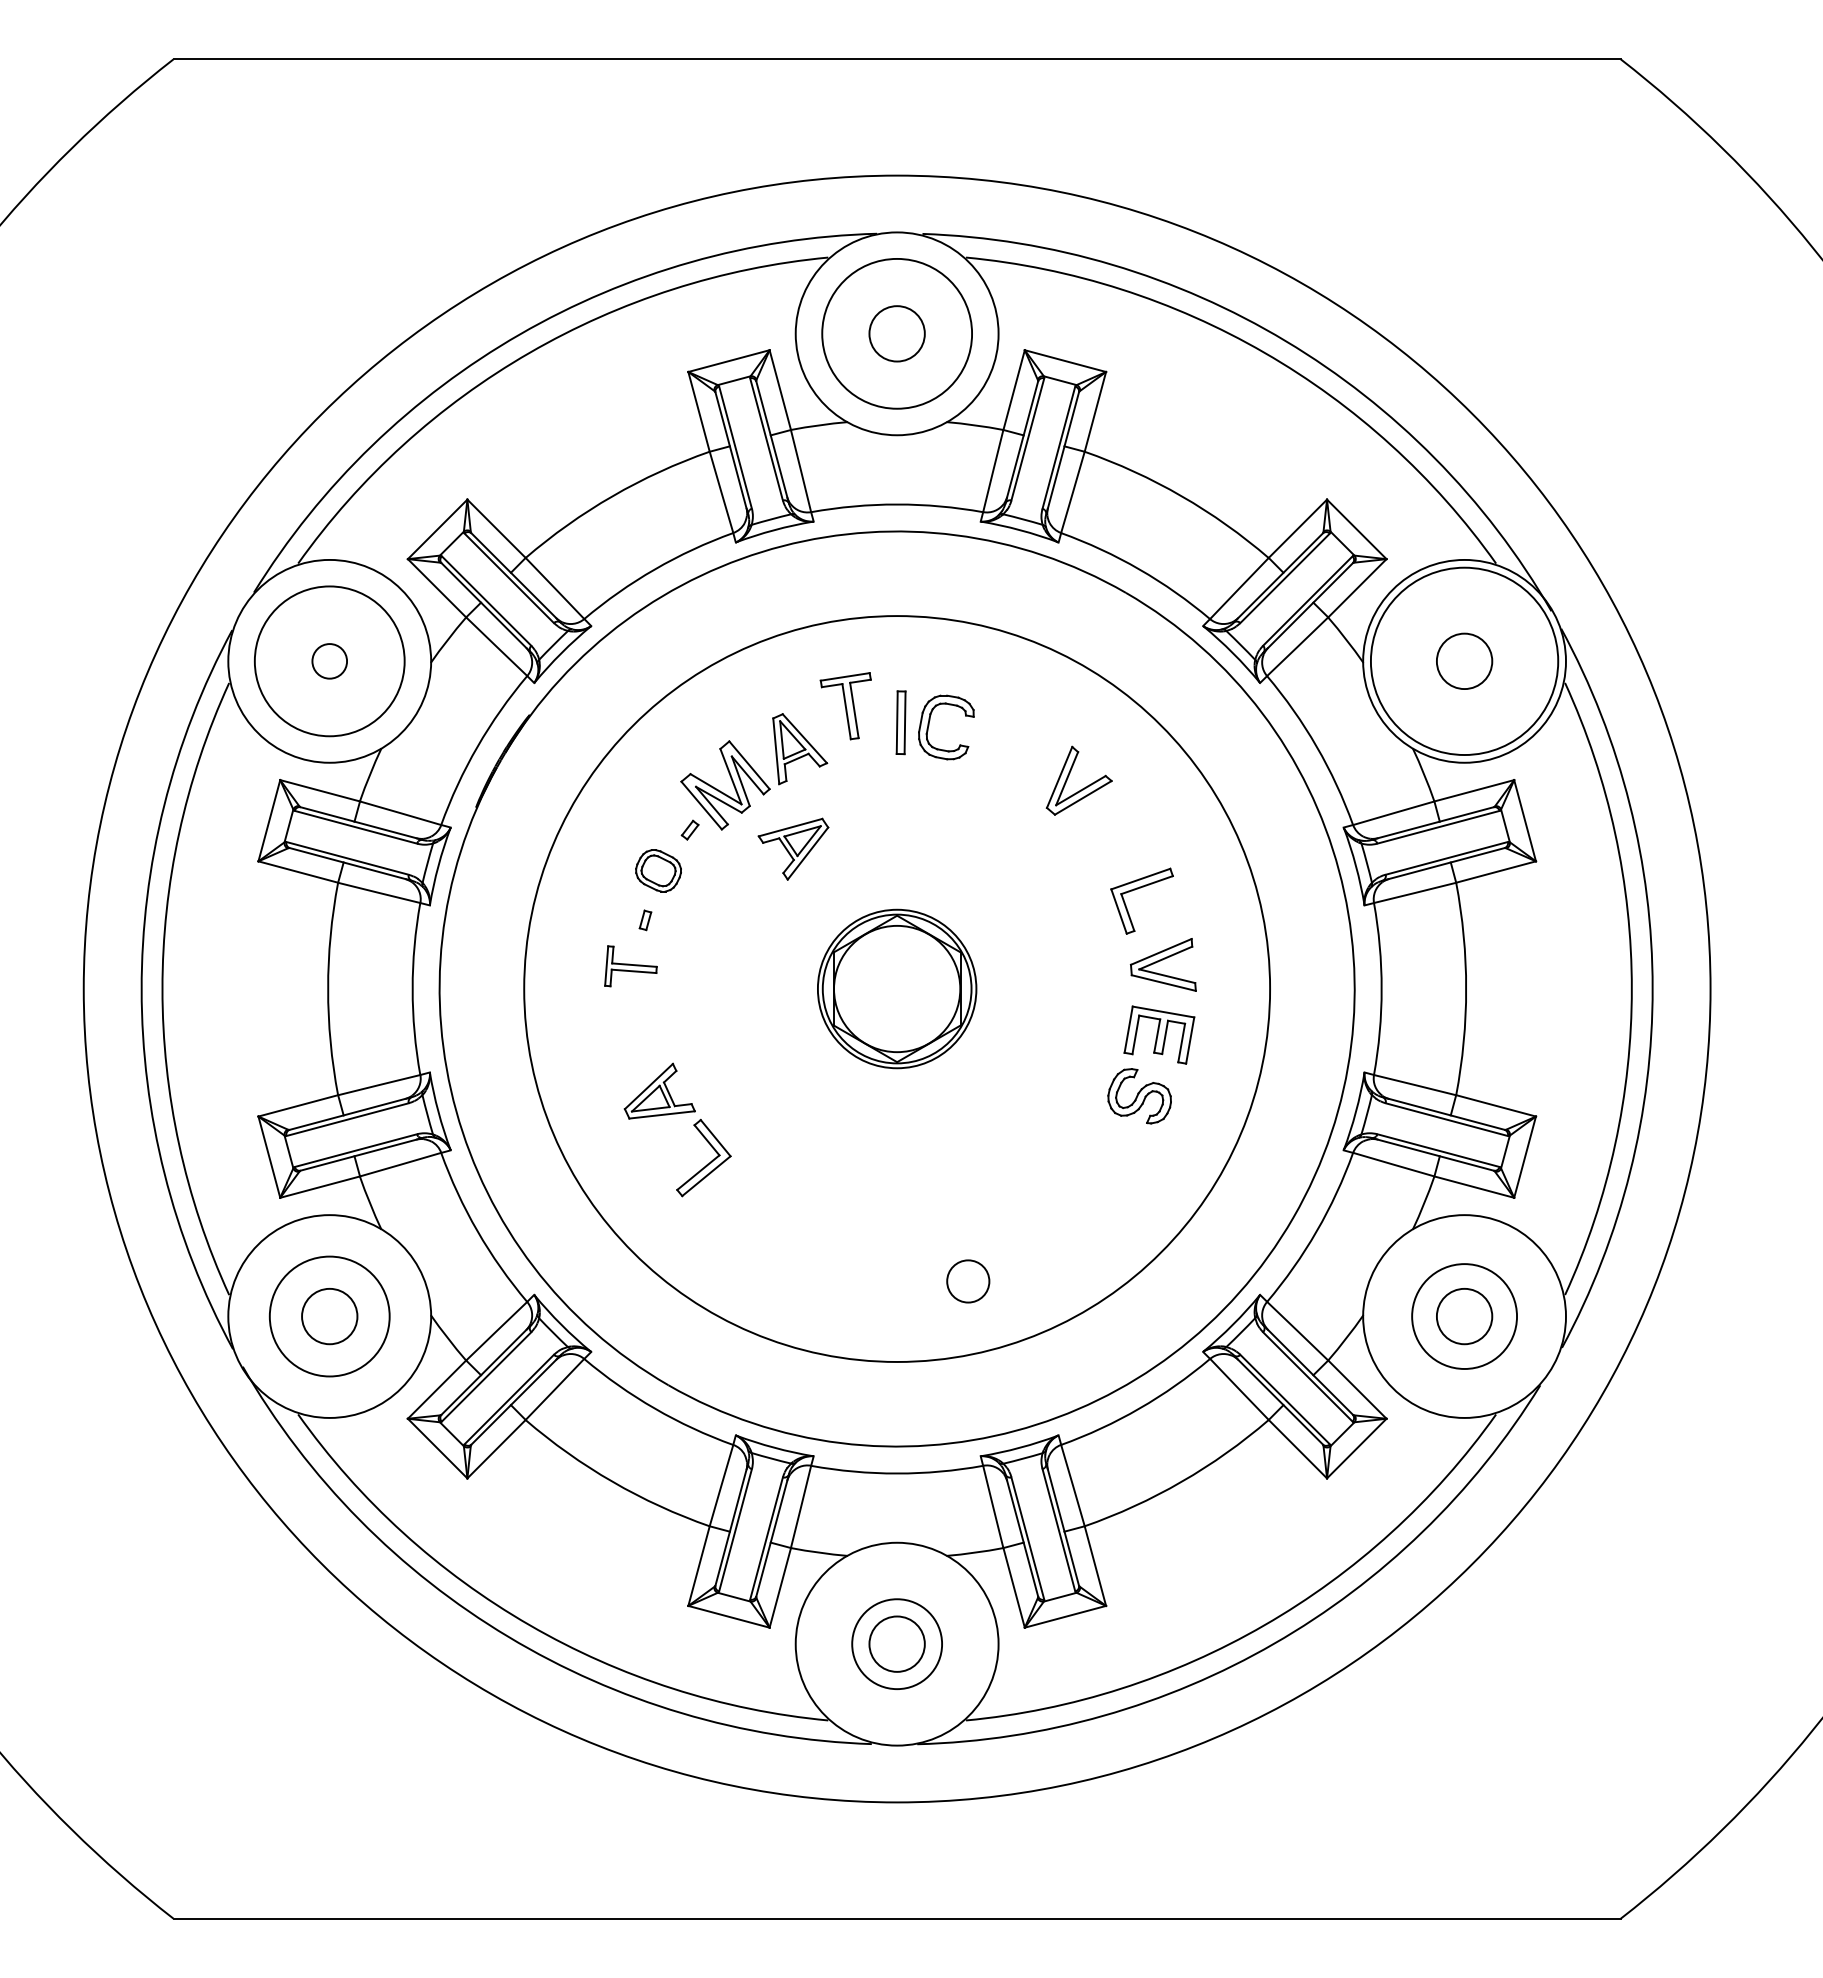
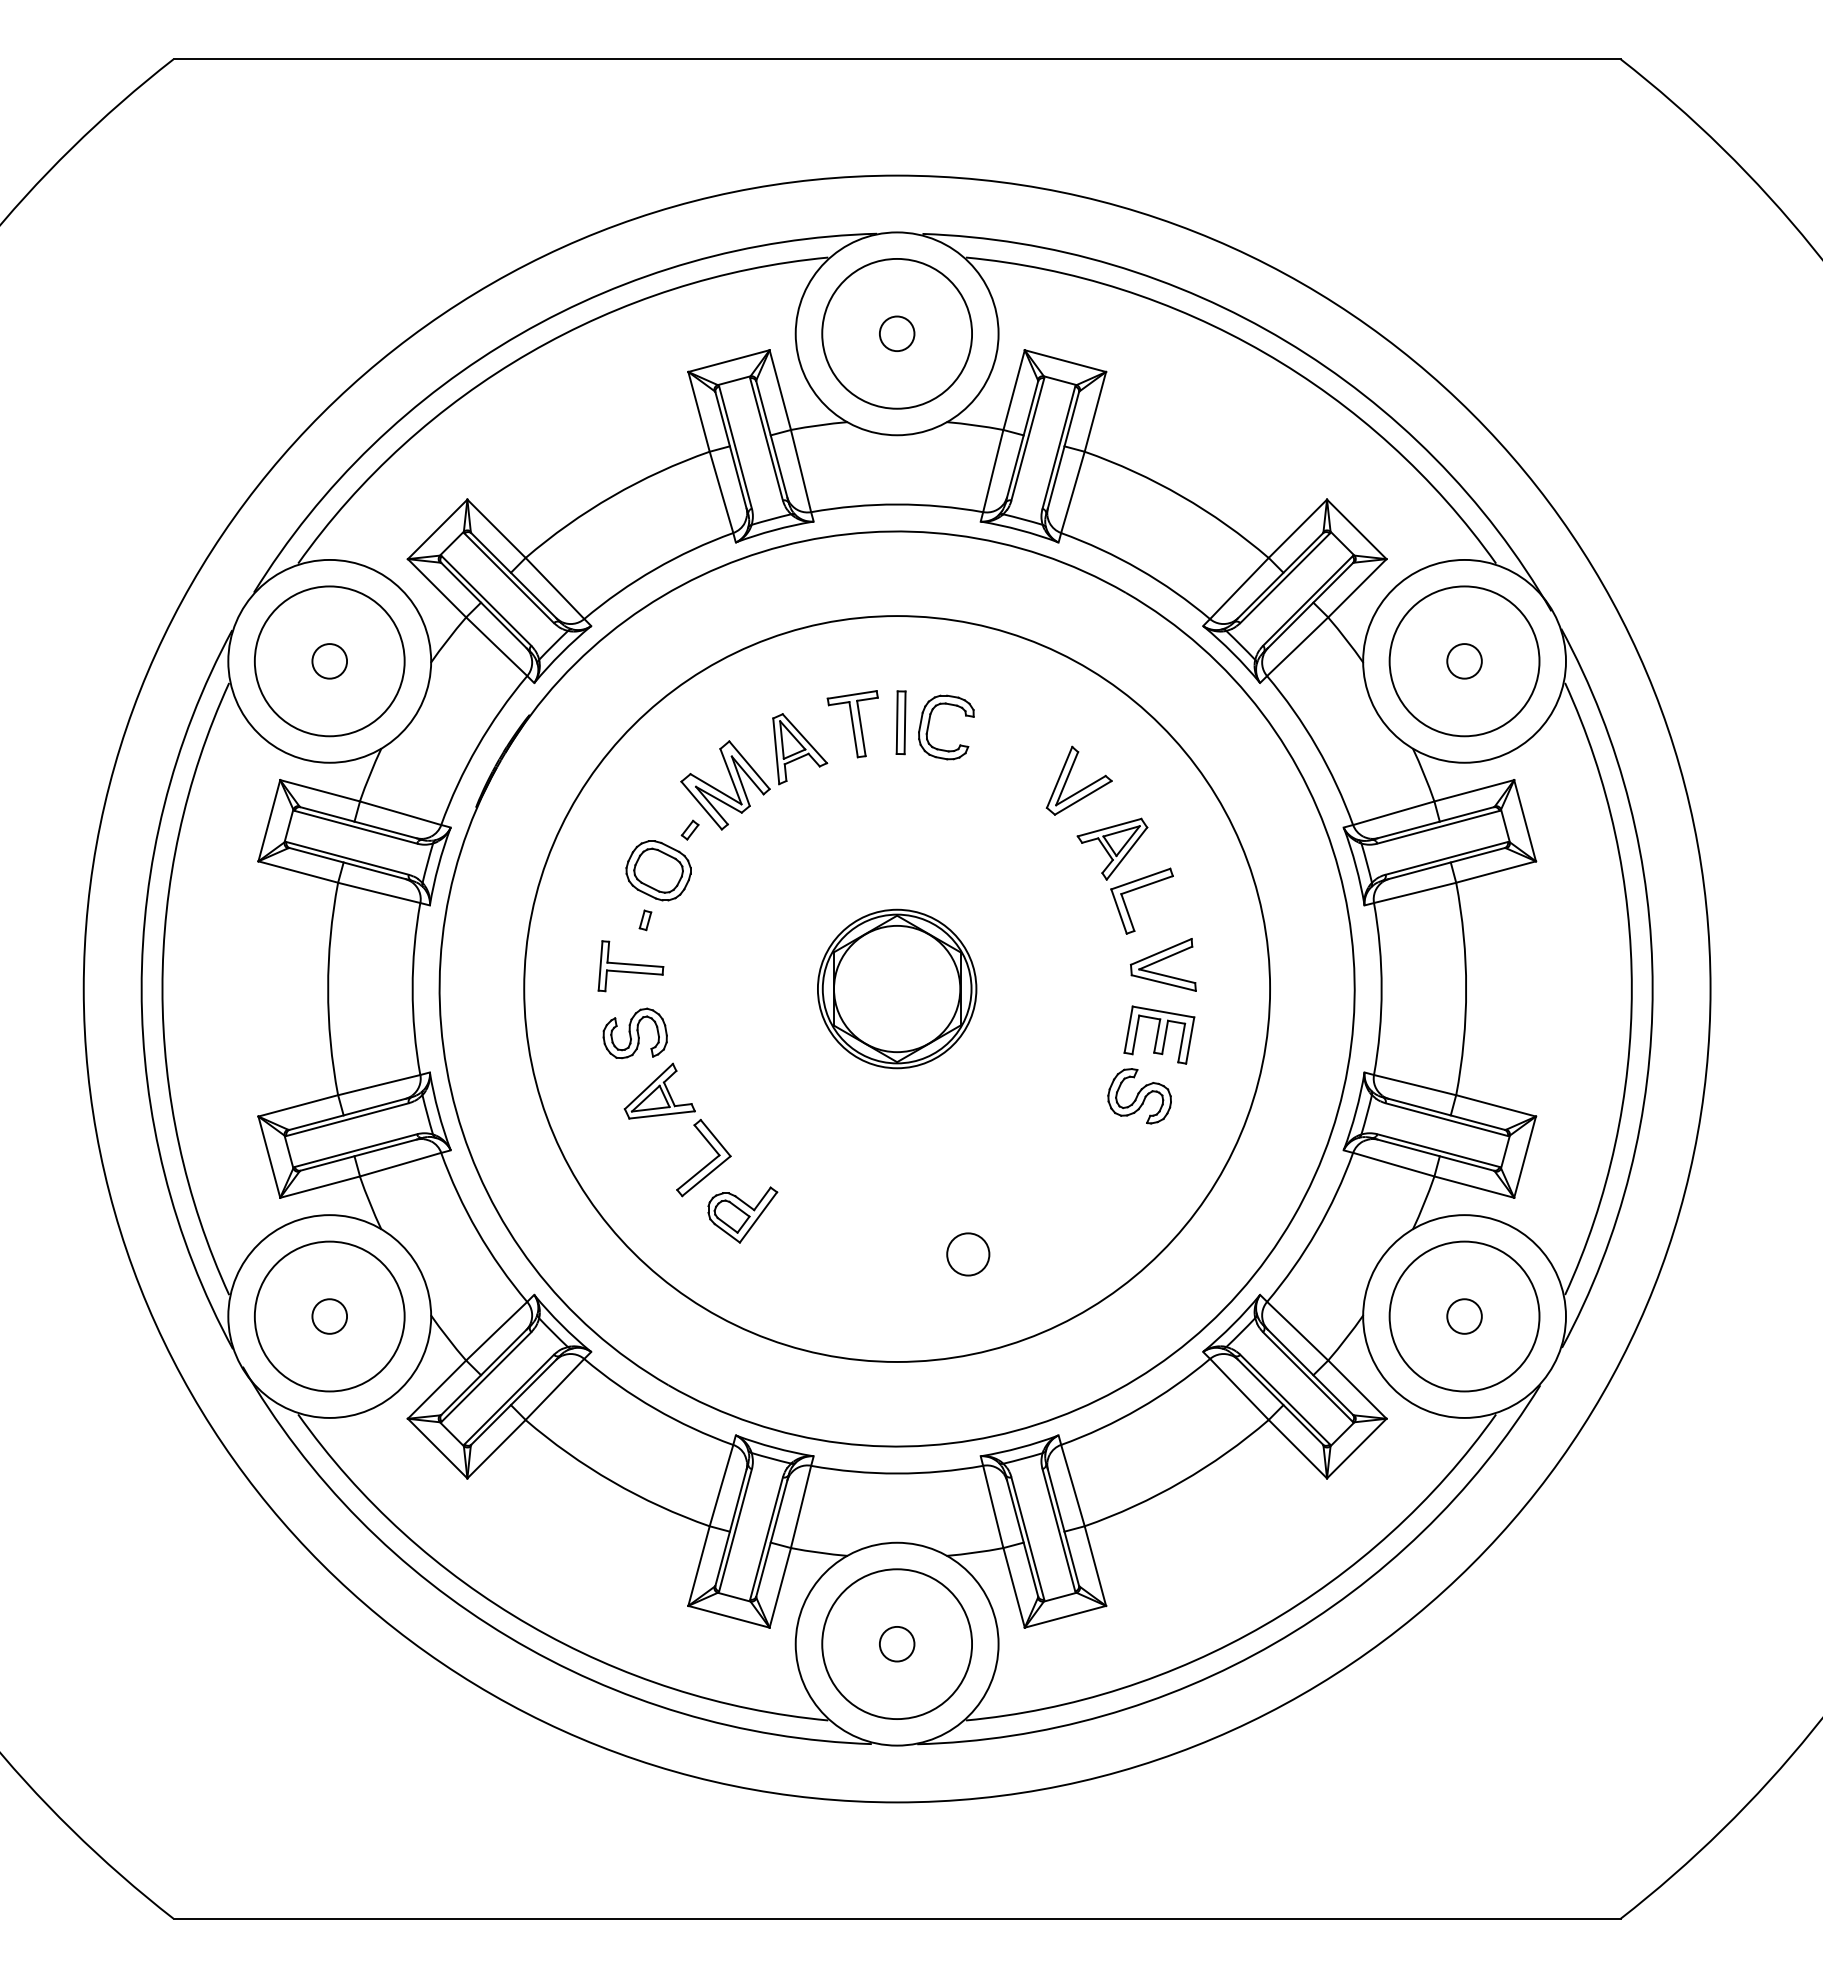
circle diameter: 55 px -> 35 px (896, 333)
circle diameter: 187 px -> 150 px (1464, 661)
circle diameter: 55 px -> 35 px (1464, 661)
part position: (845, 706) -> (852, 724) (852, 724)
part position: (793, 848) -> (1112, 848) (1112, 848)
part size: 47x44 px -> 67x62 px (658, 870)
part size: 54x43 px -> 68x53 px (630, 966)
part: none -> present (634, 1033)
part: none -> present (742, 1214)
circle position: (968, 1281) -> (968, 1254) (968, 1254)
circle diameter: 120 px -> 150 px (329, 1316)
circle diameter: 55 px -> 35 px (329, 1316)
circle diameter: 105 px -> 150 px (1464, 1316)
circle diameter: 55 px -> 35 px (1464, 1316)
circle diameter: 55 px -> 35 px (896, 1643)
circle diameter: 90 px -> 150 px (897, 1644)
